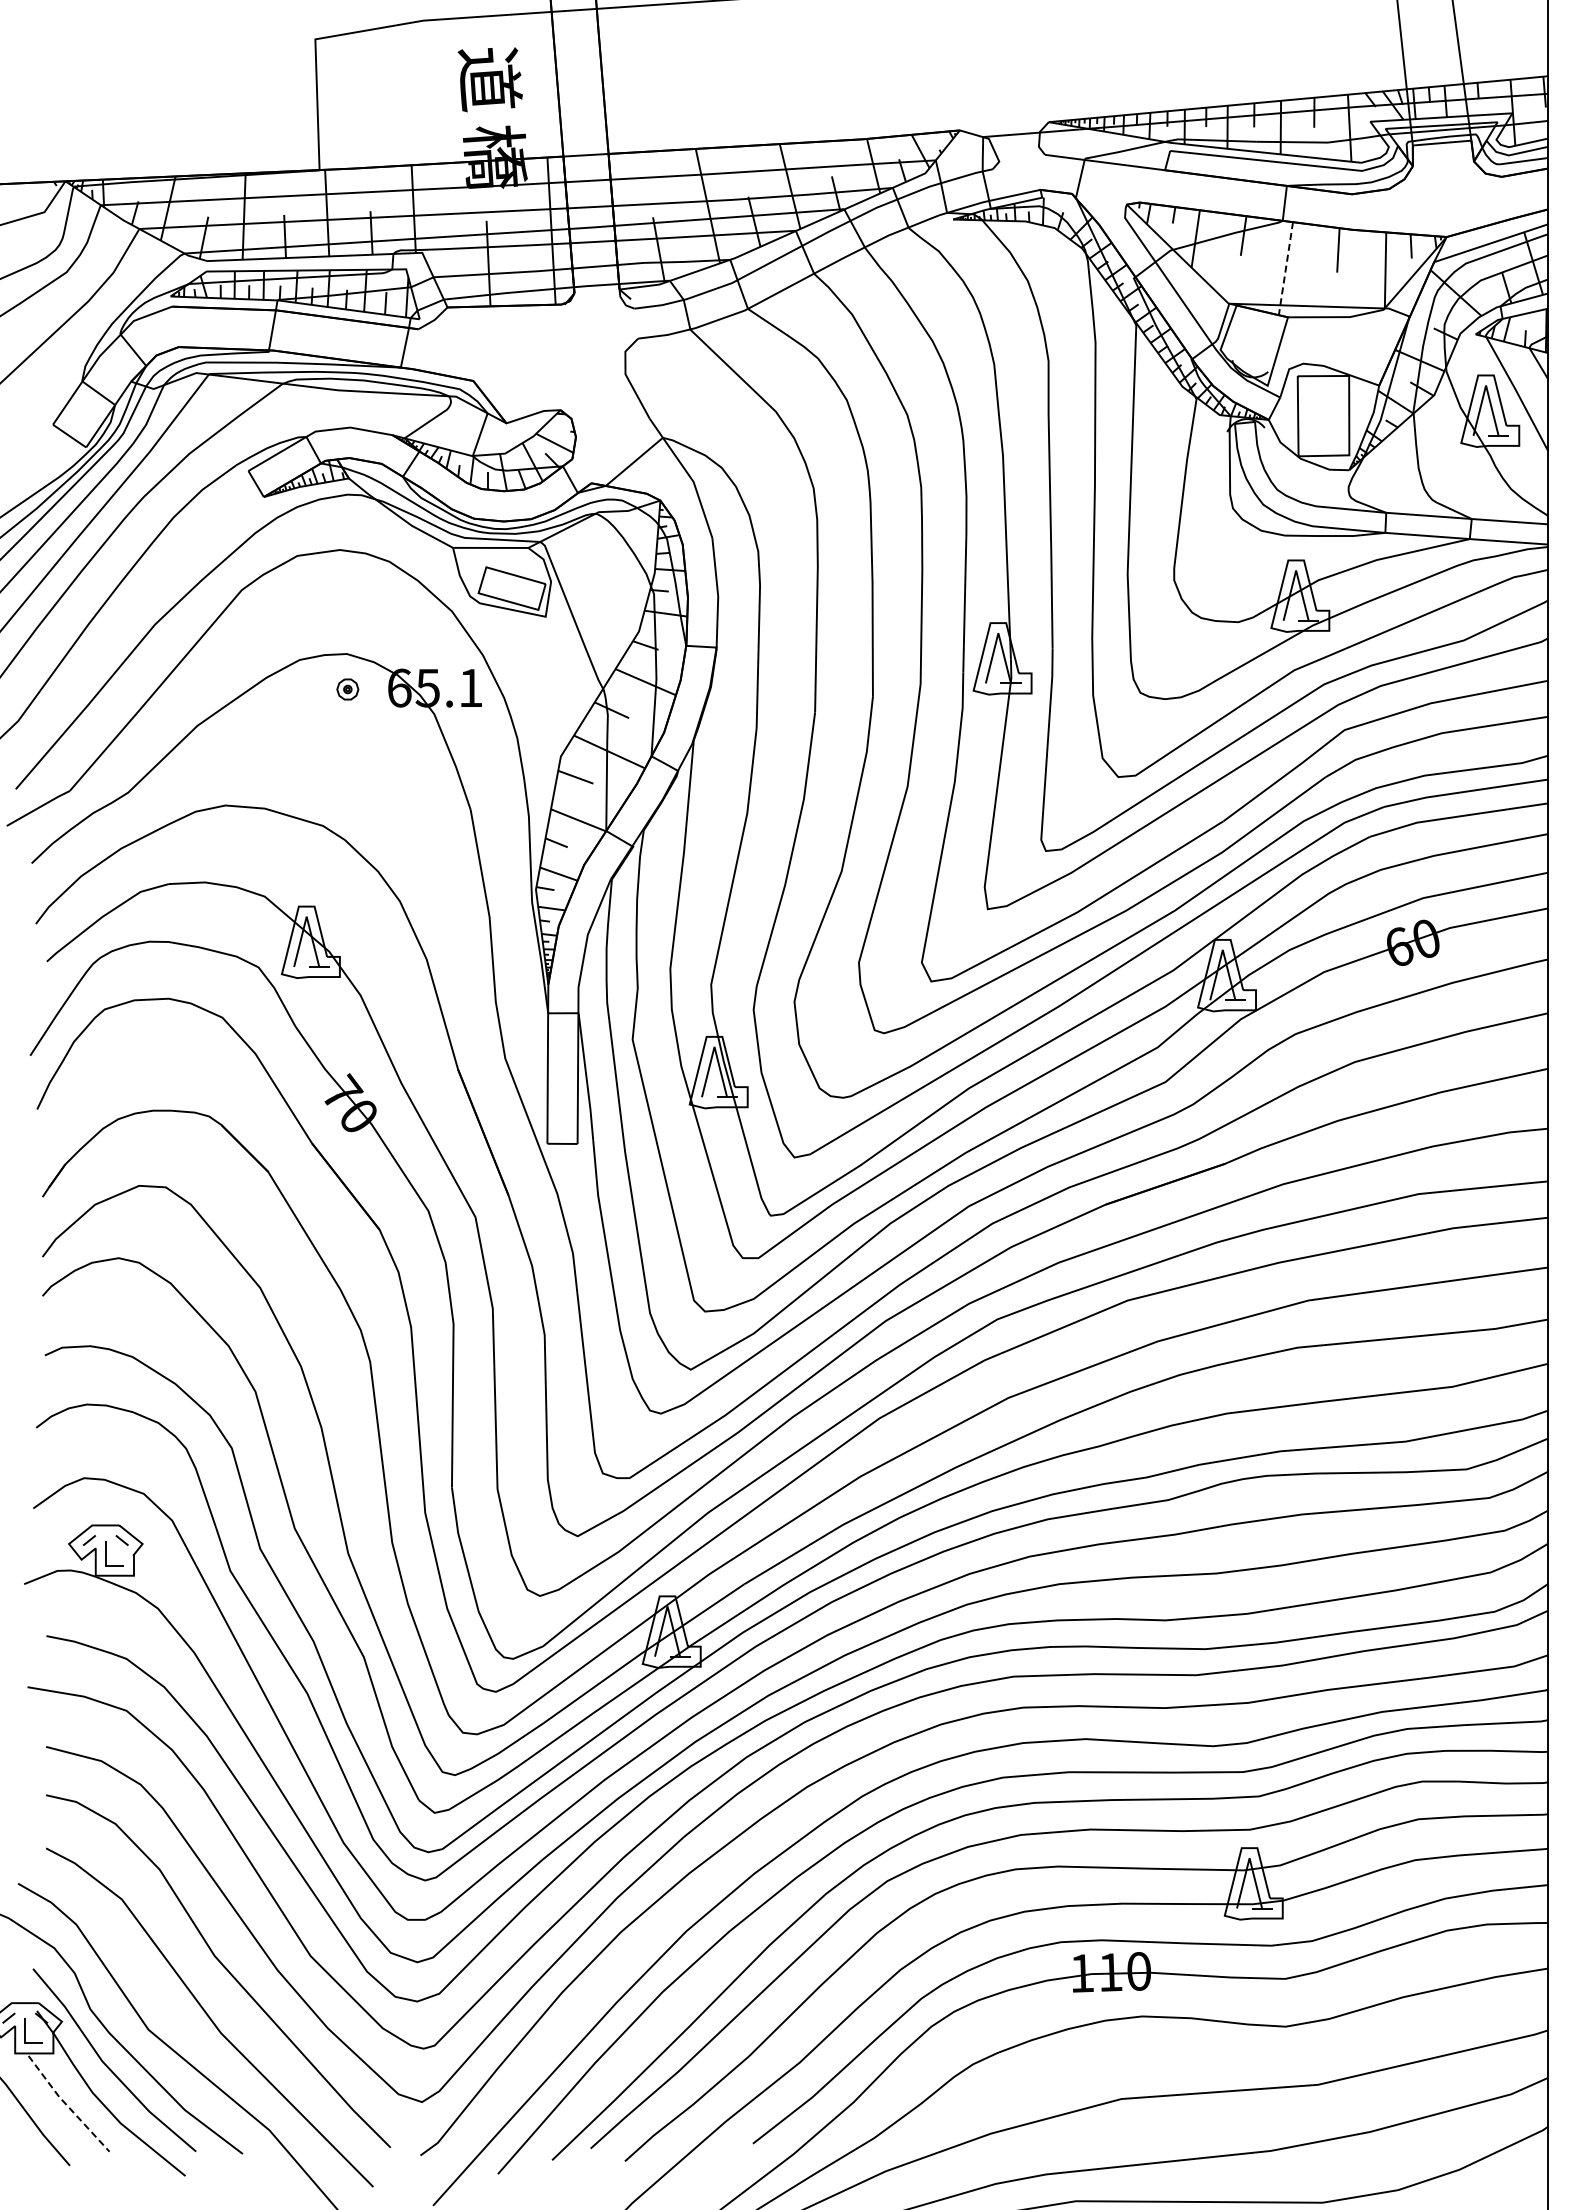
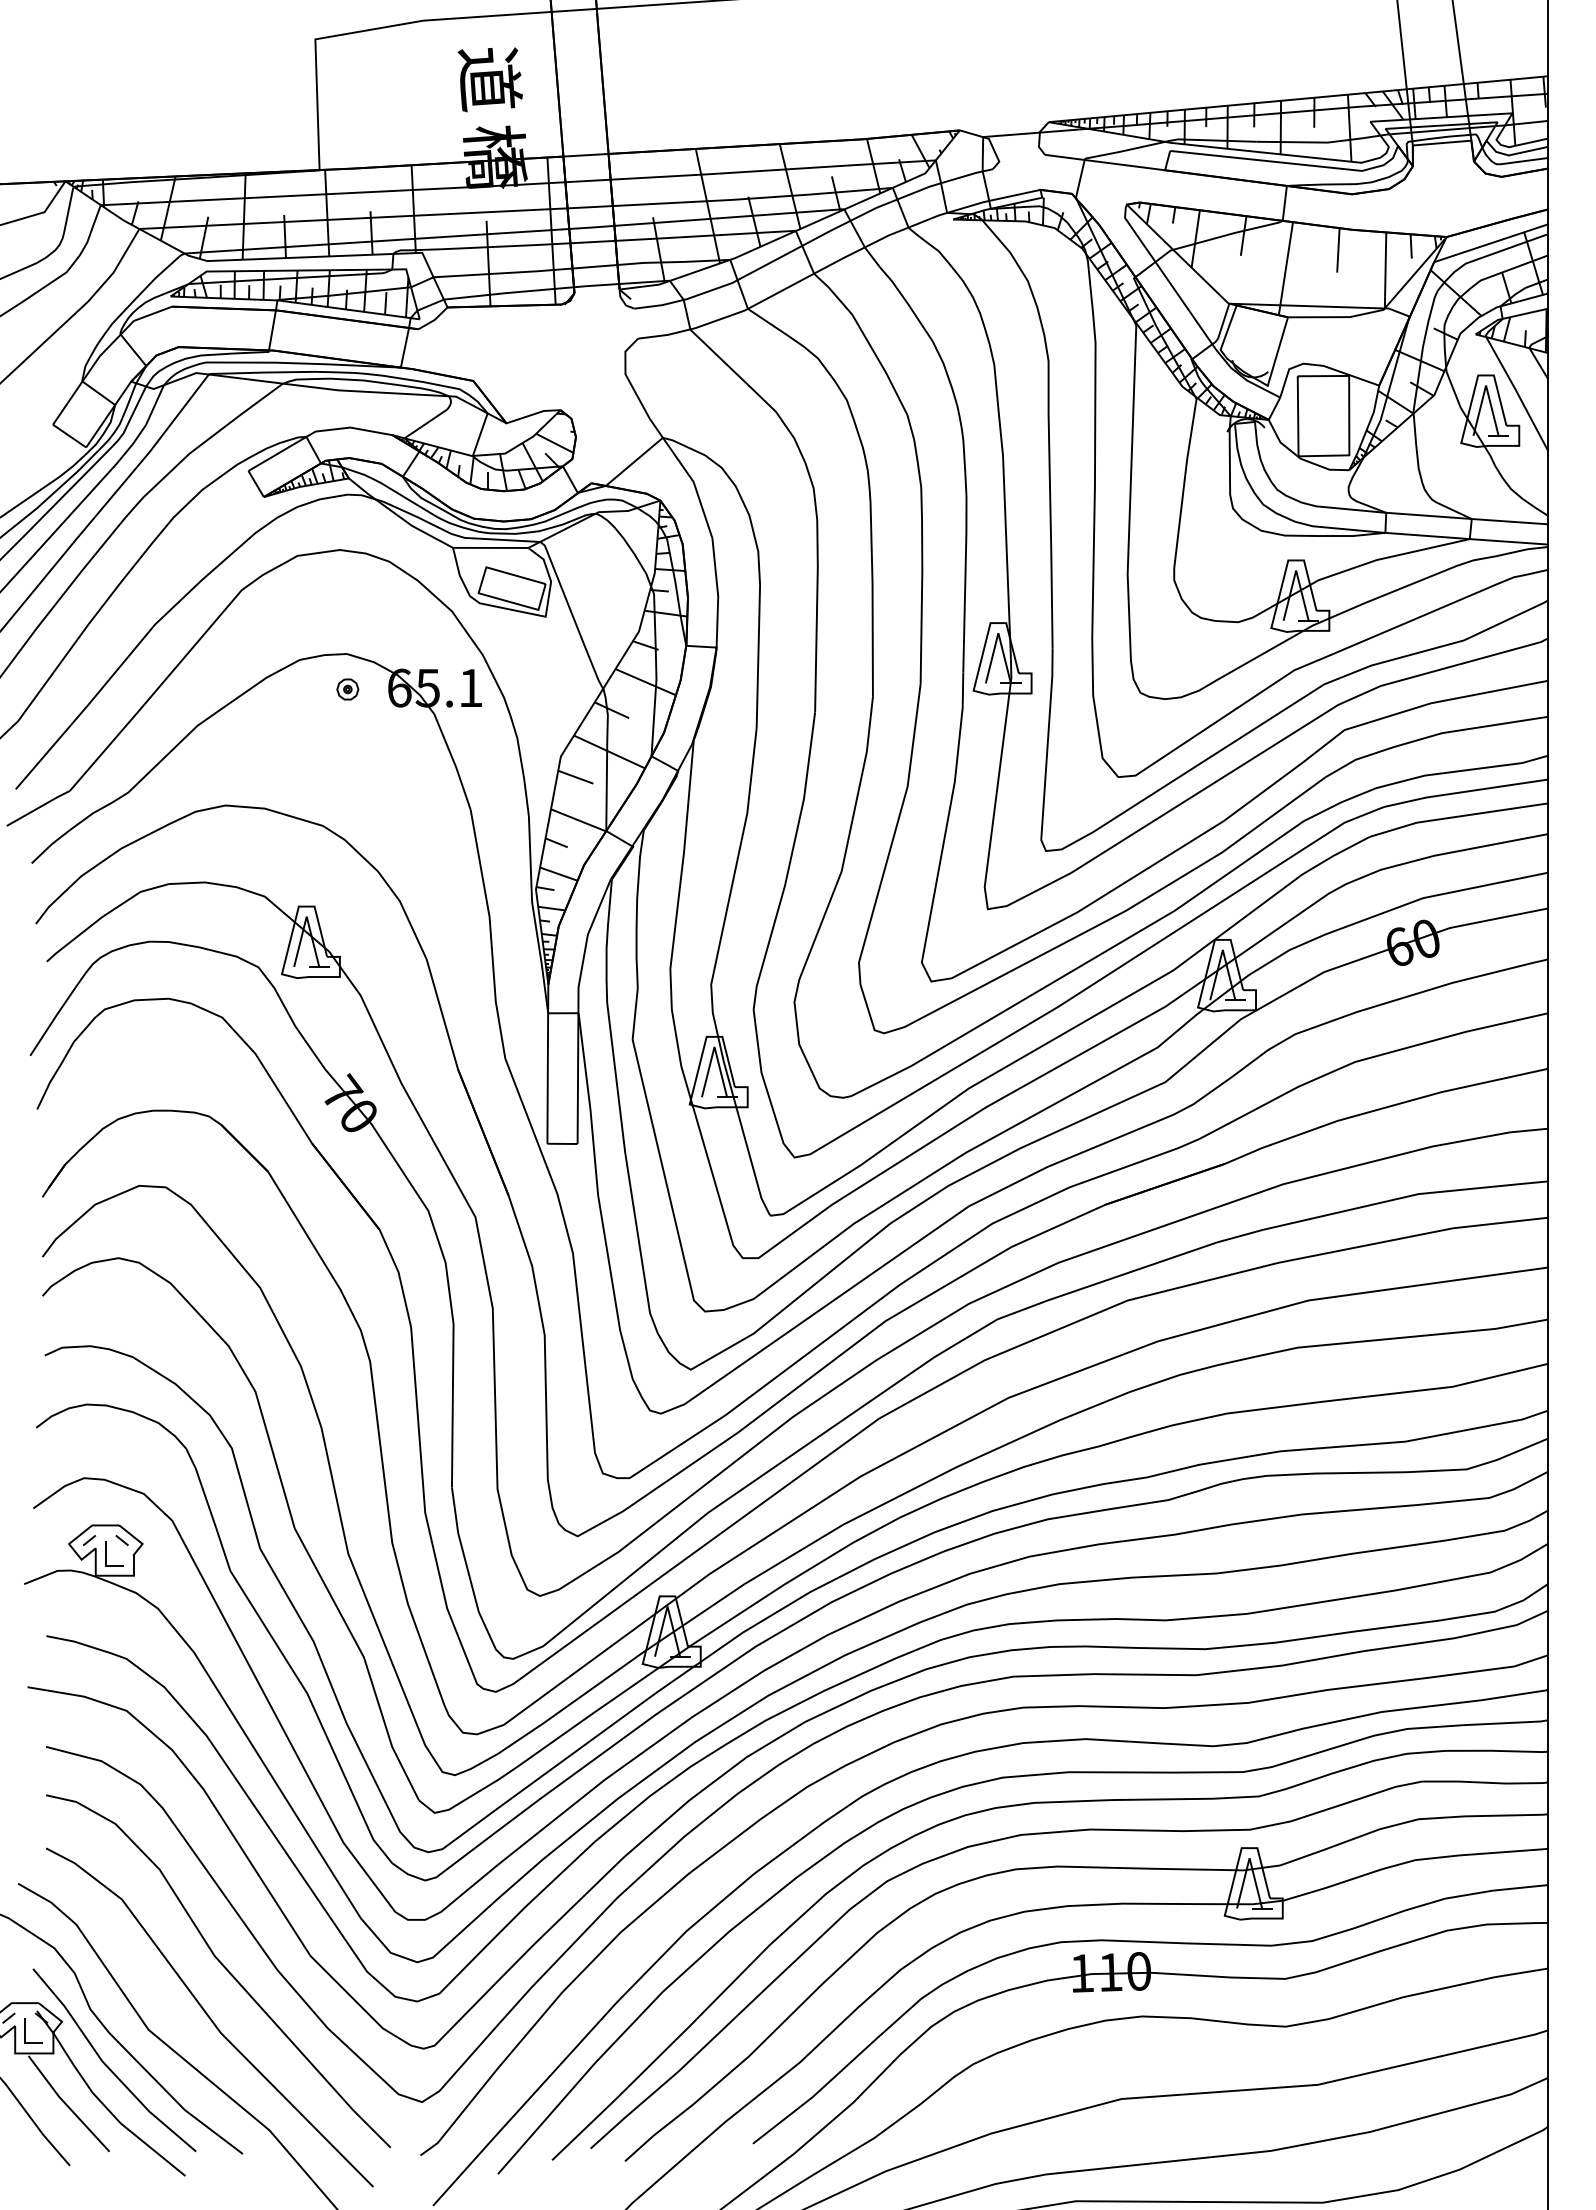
line: dashed -> solid (1285, 269)
line: dashed -> solid (67, 2105)
